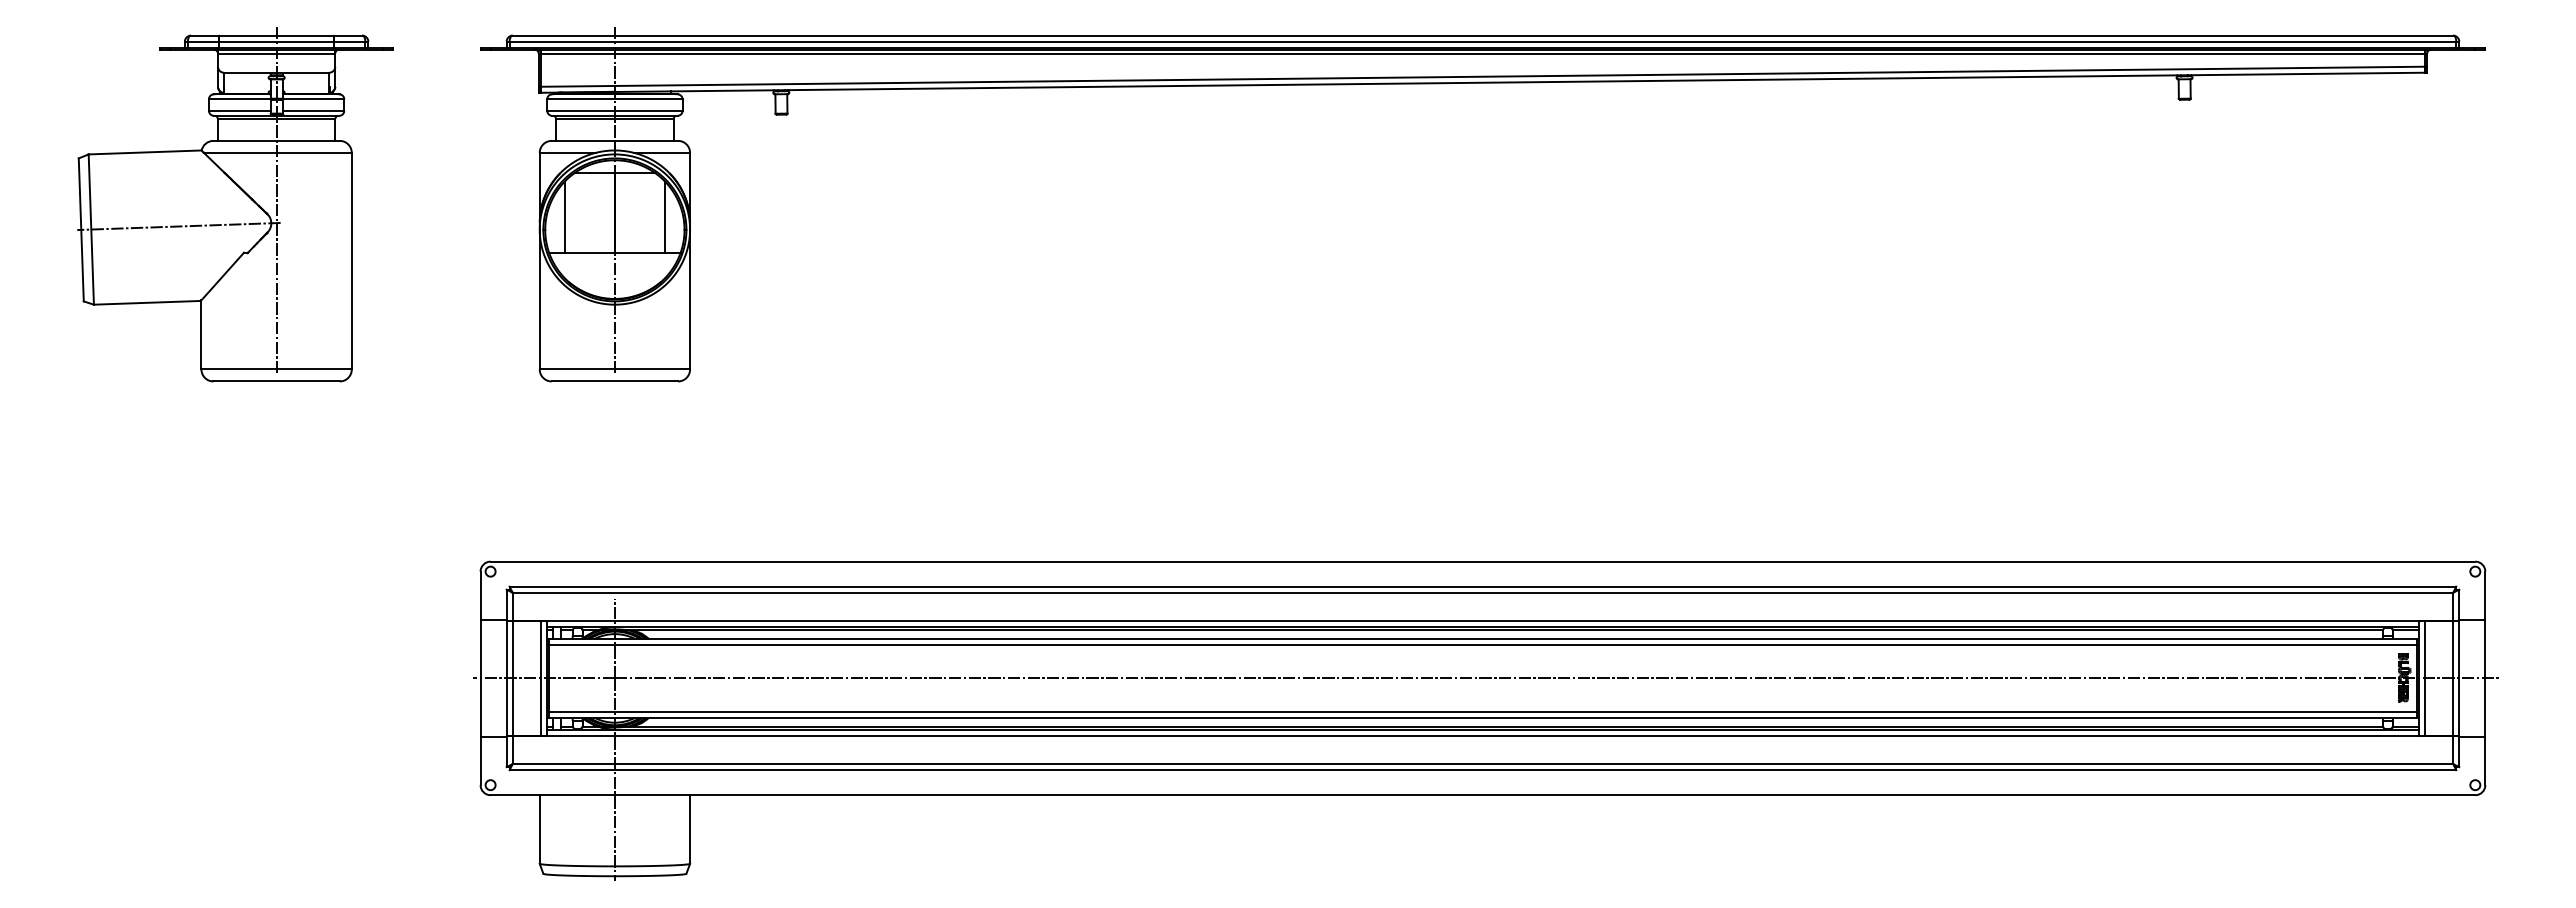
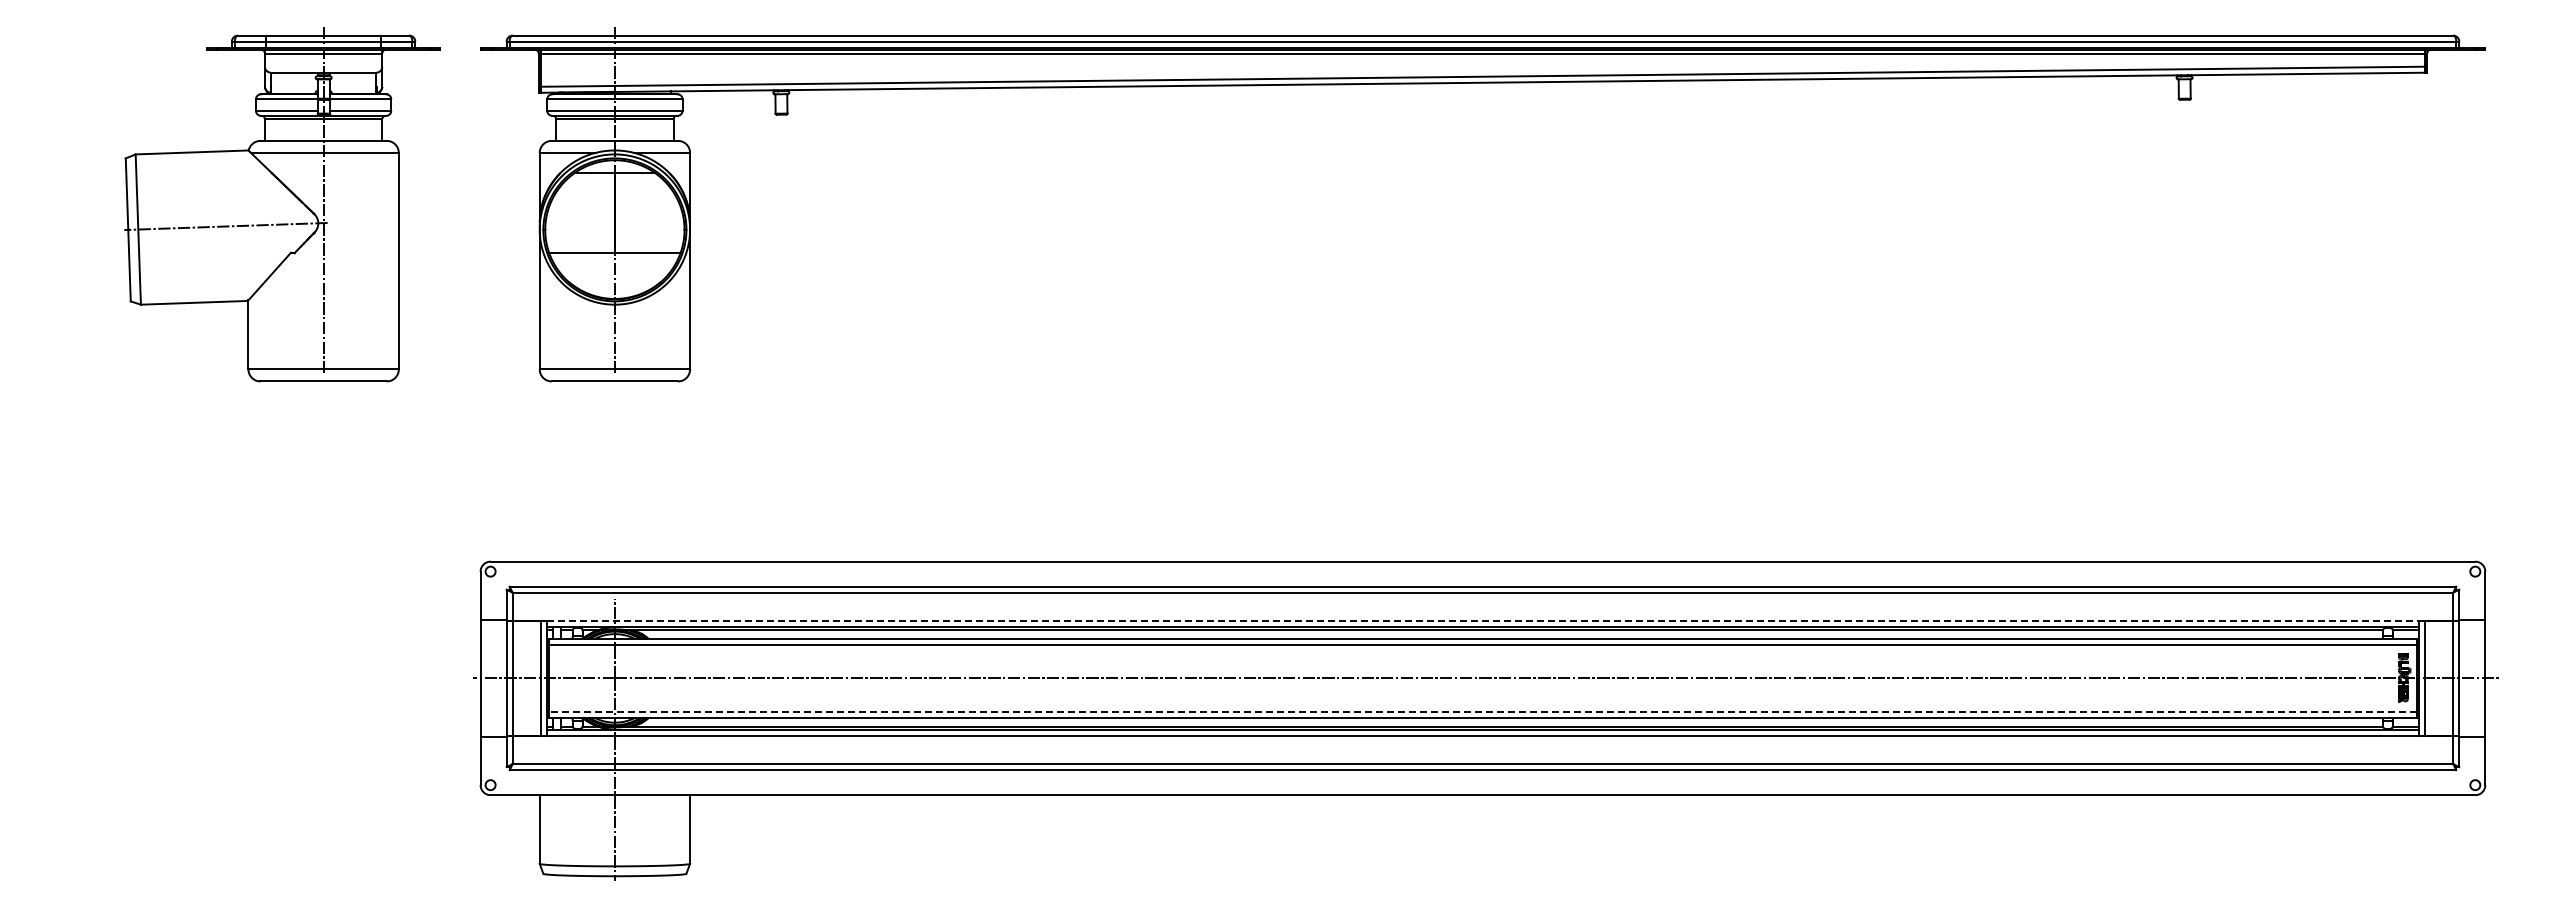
part position: (235, 204) -> (282, 204) (282, 204)
line: present -> none (564, 217)
line: present -> none (665, 217)
line: solid -> dashed (1483, 620)
line: solid -> dashed (1482, 711)
